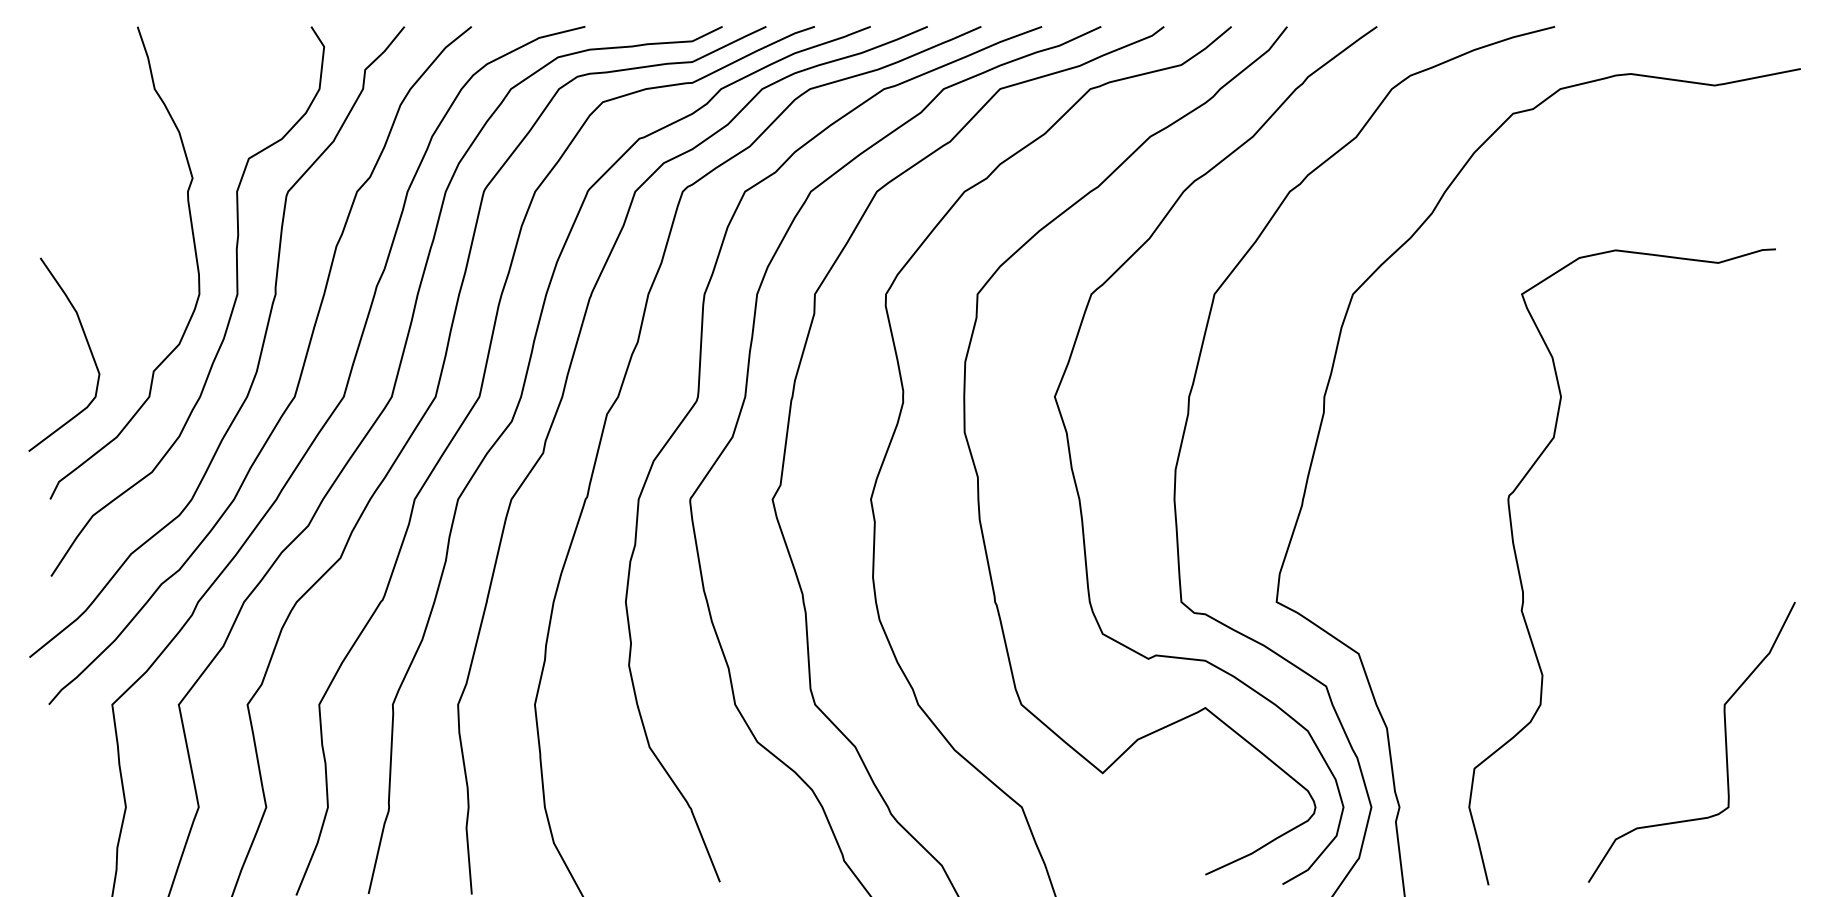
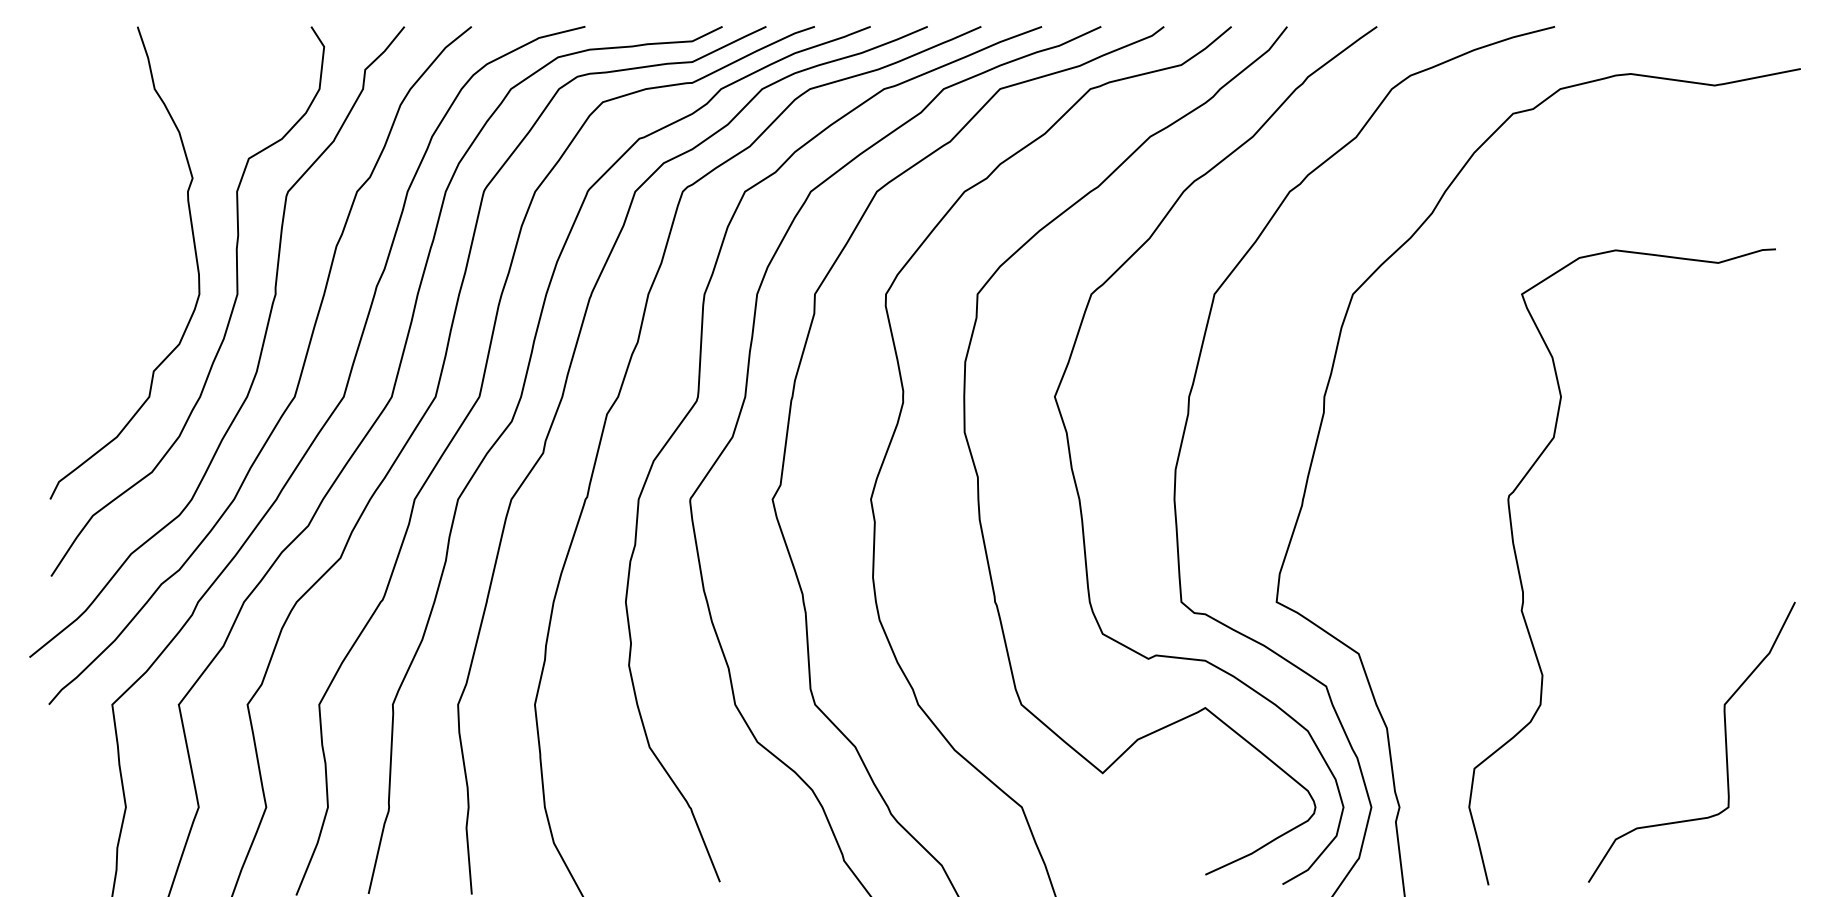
curve: present -> none (88, 347)
